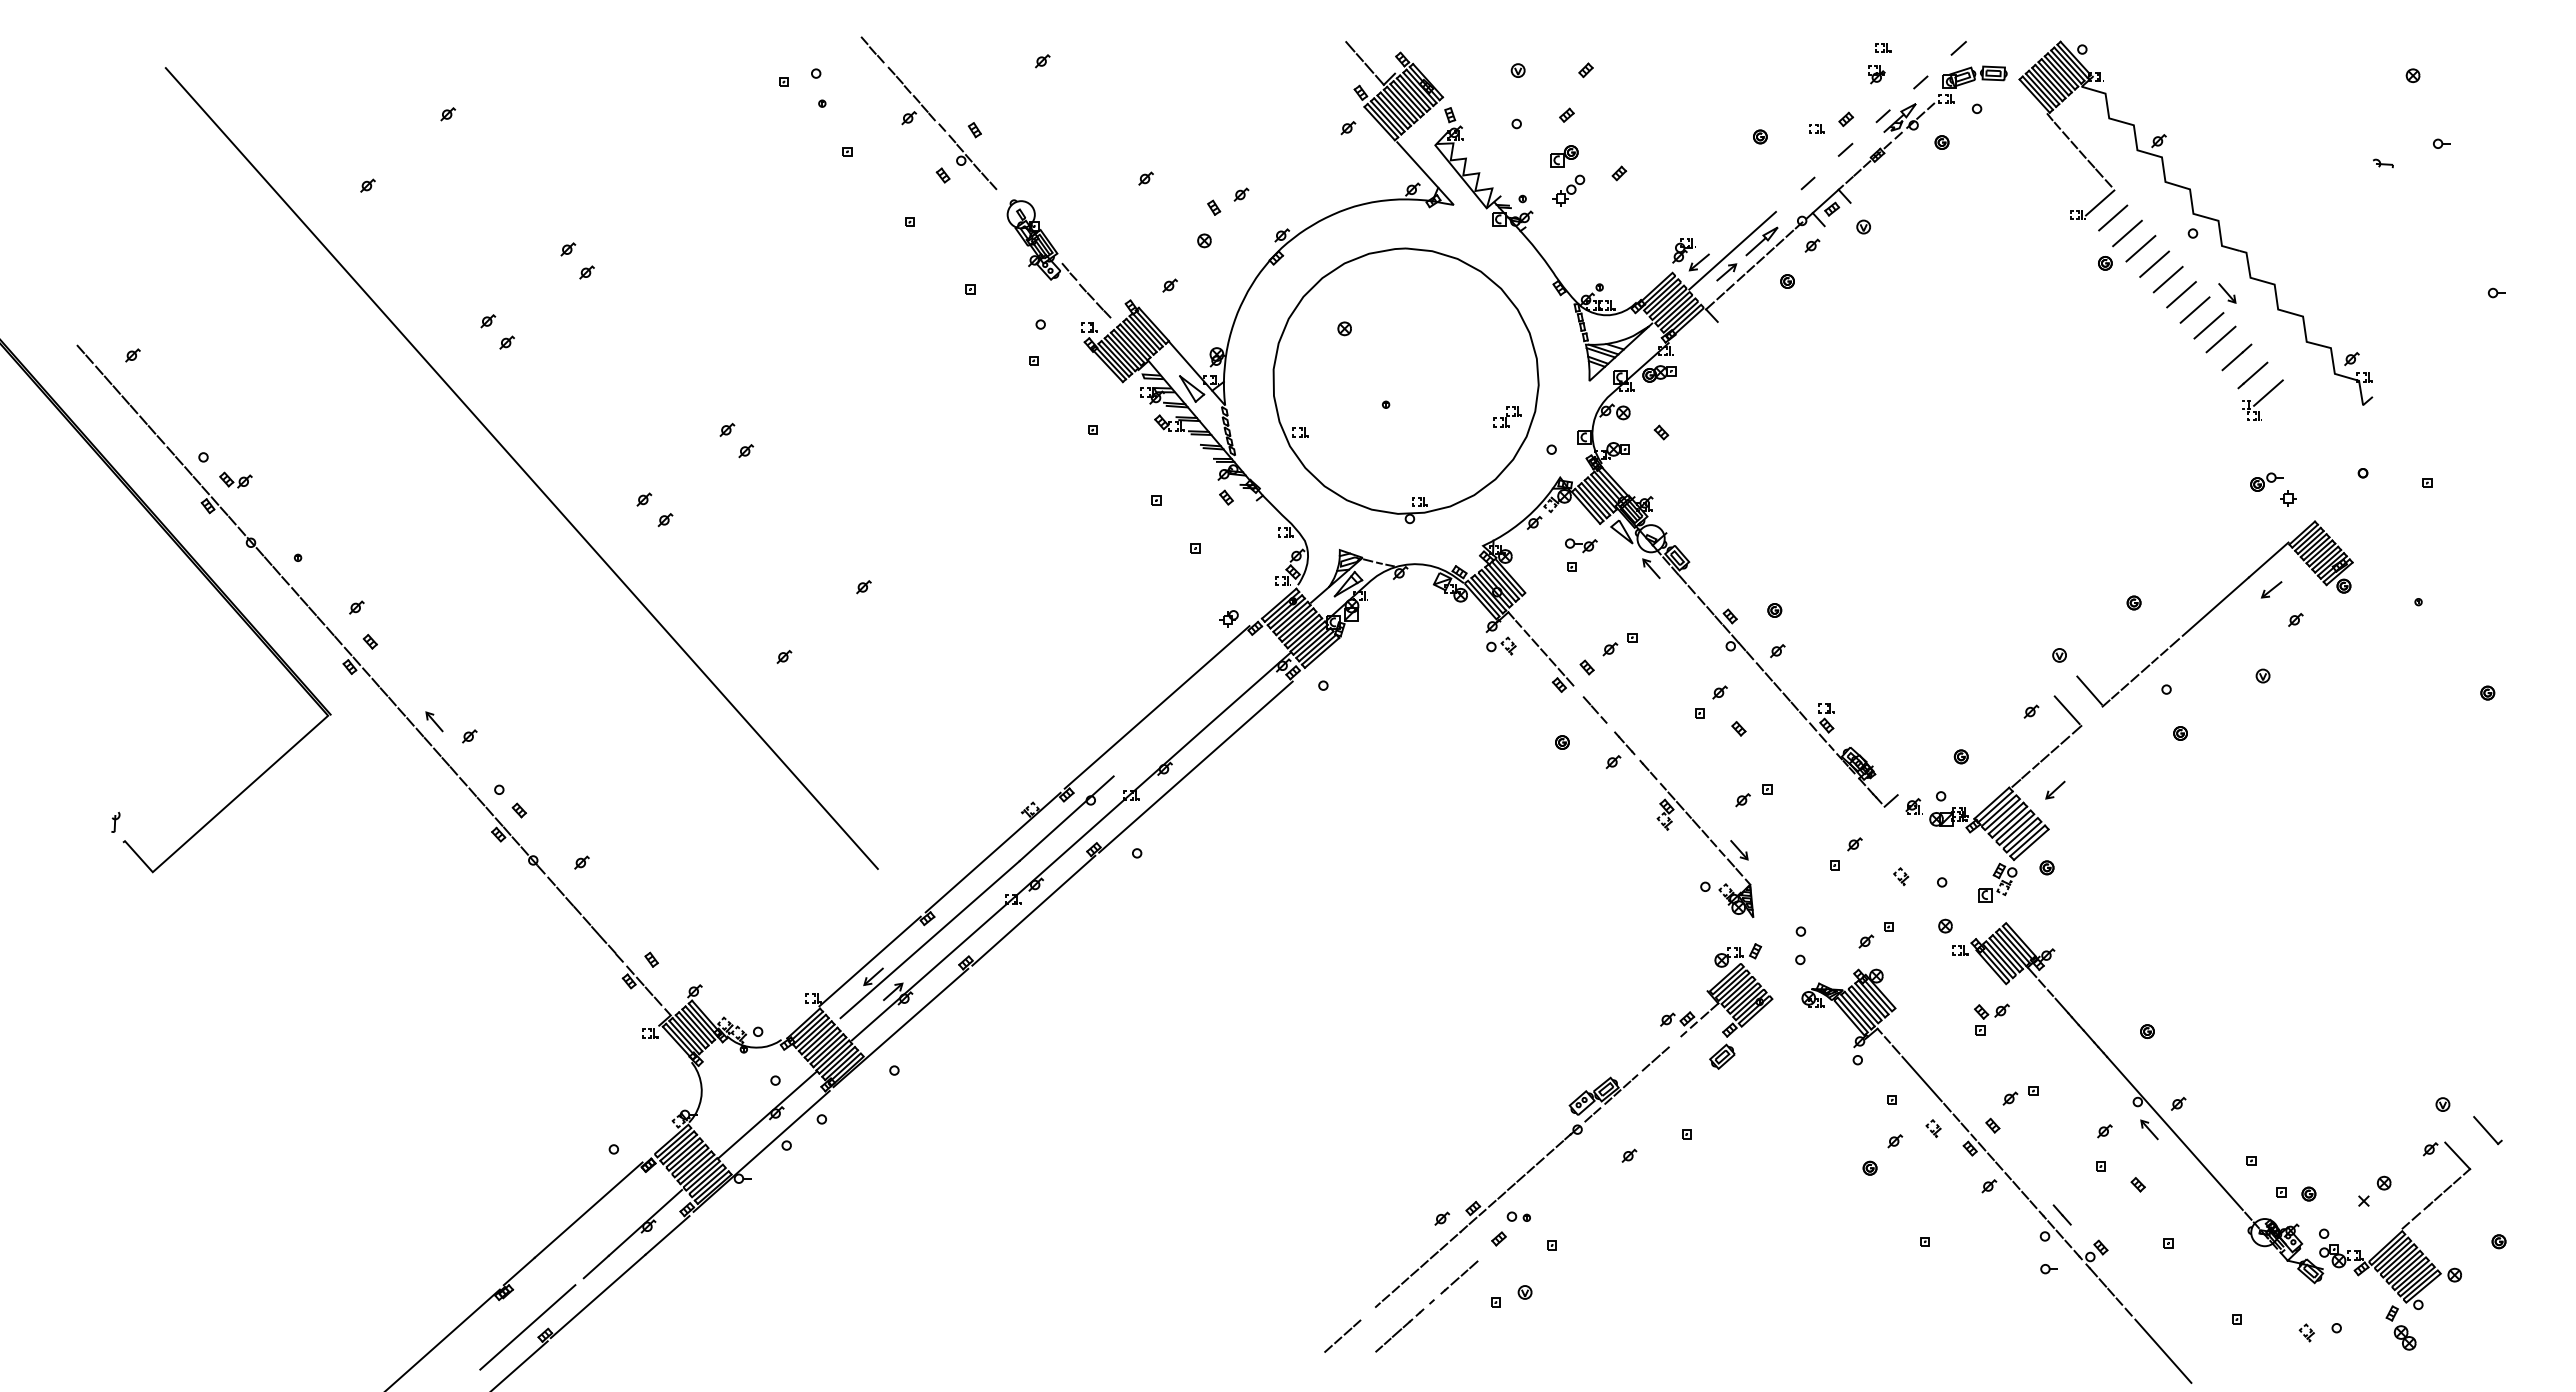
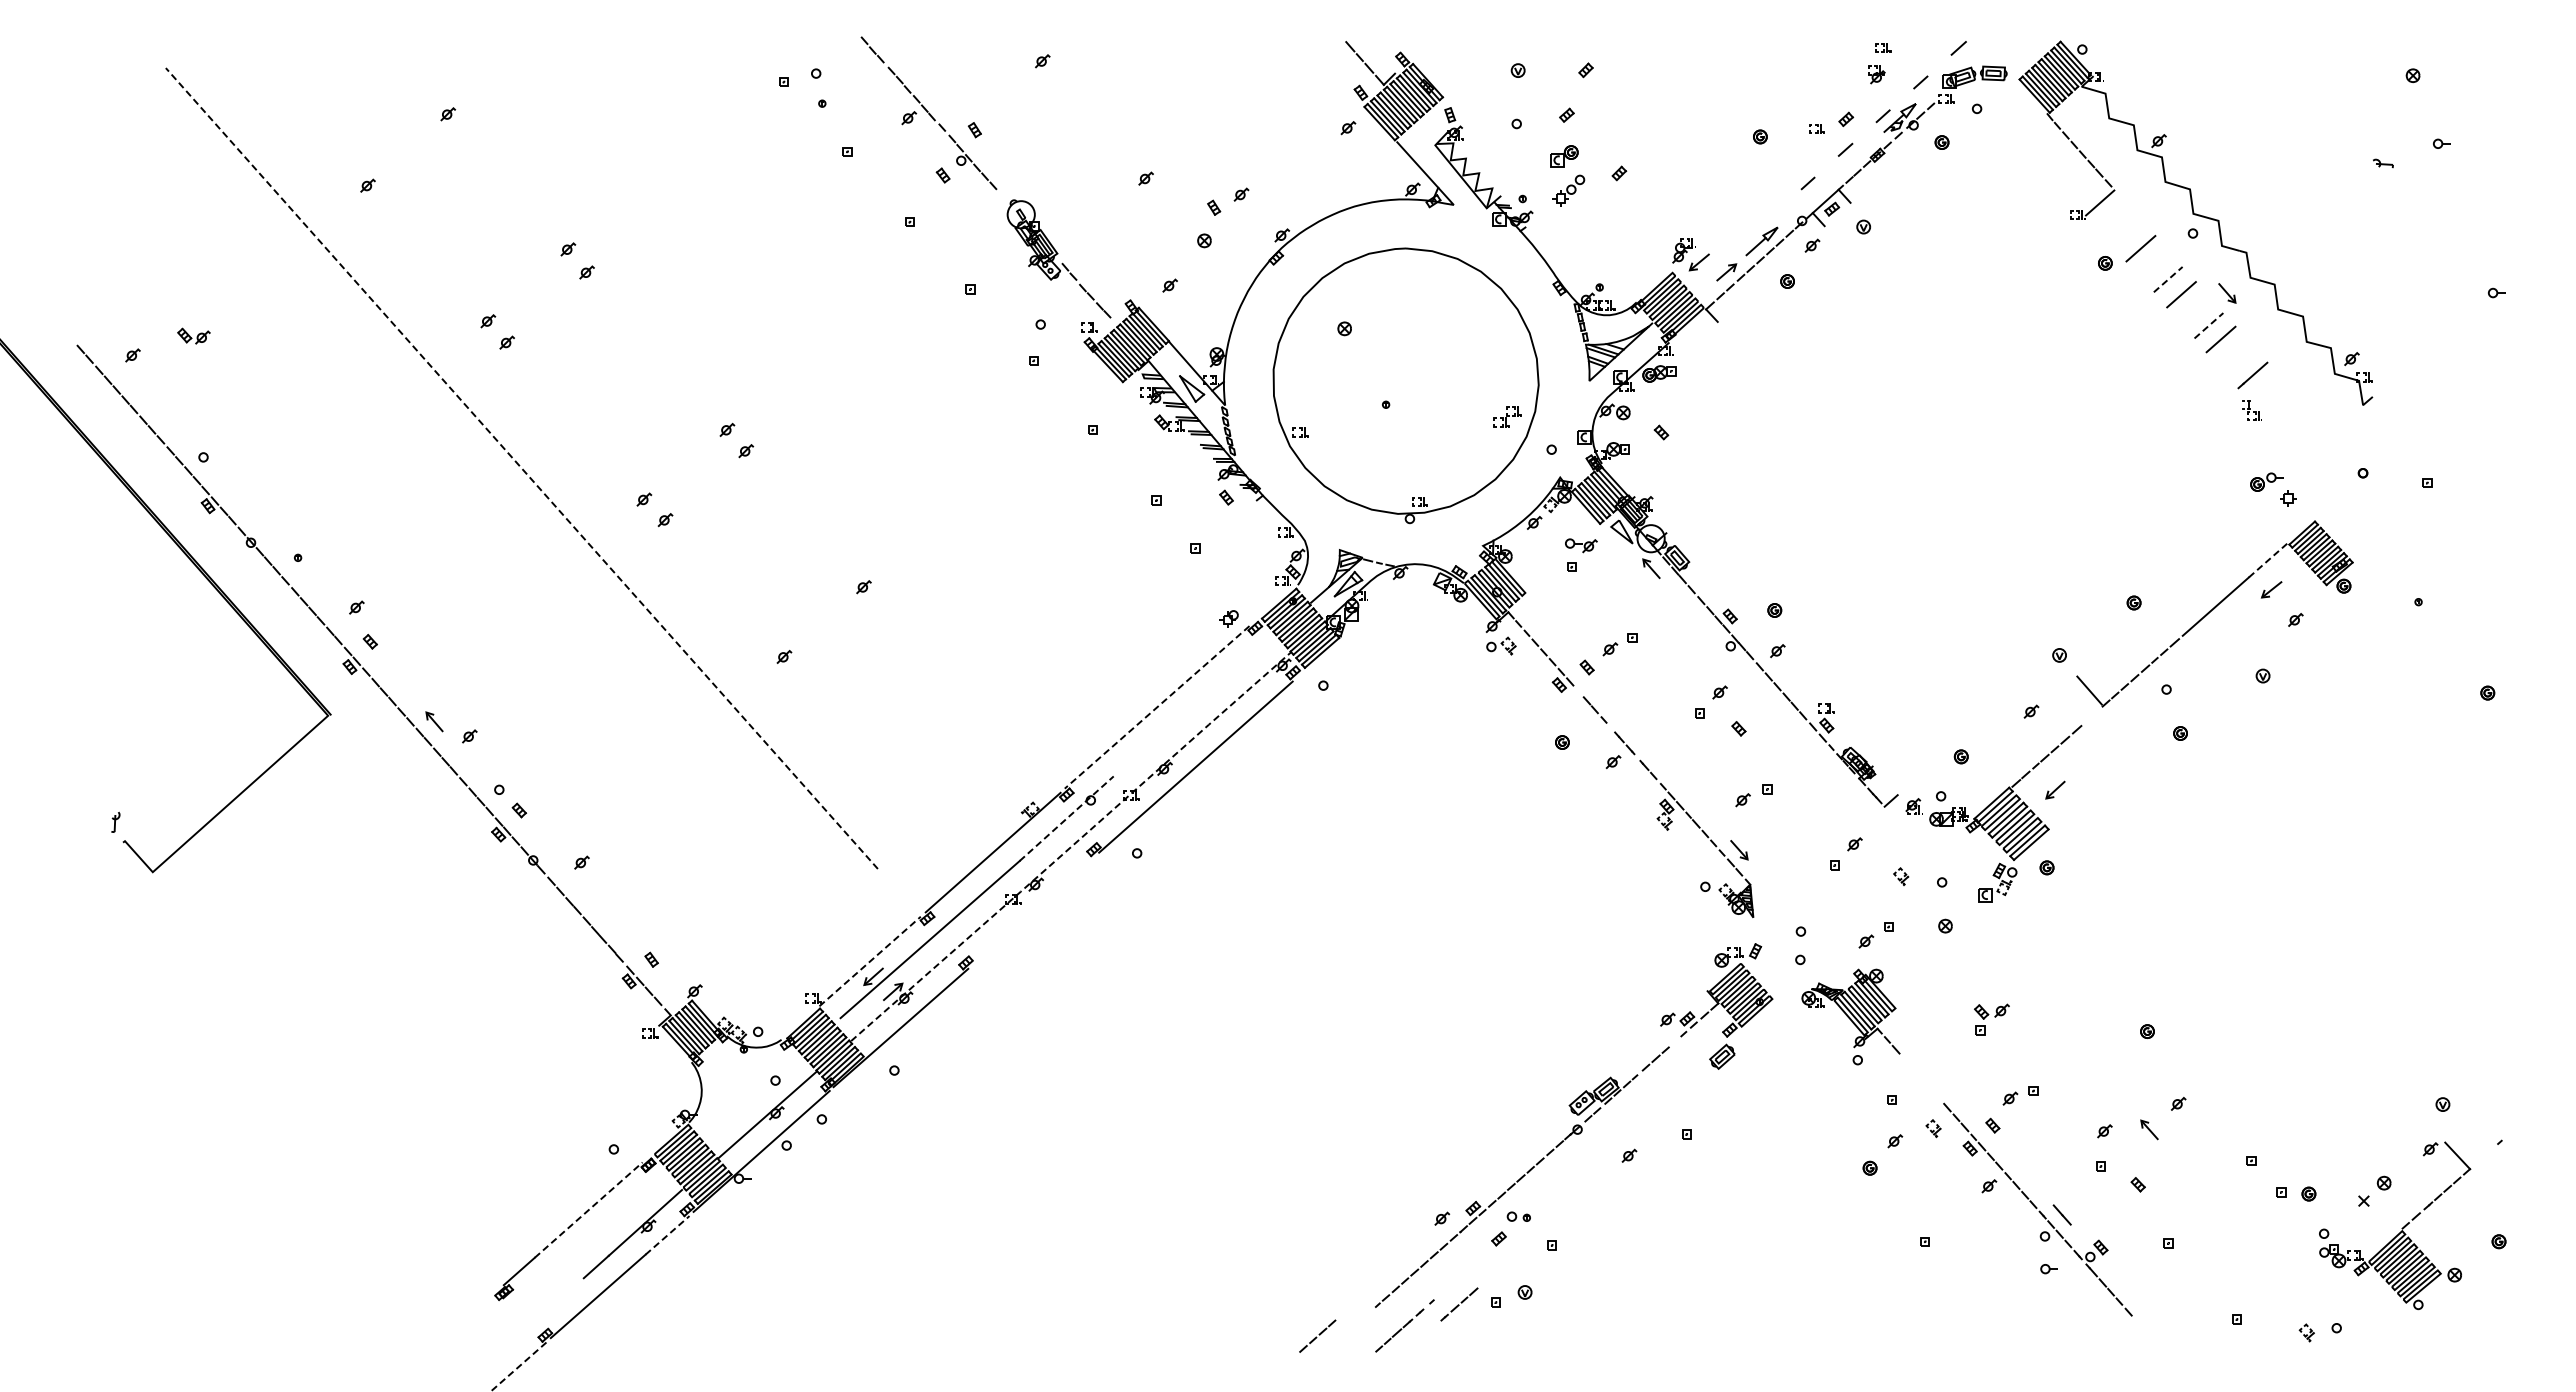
line: present -> none (2113, 217)
line: present -> none (2127, 233)
line: present -> none (1732, 250)
line: present -> none (2154, 263)
line: solid -> dashed (2168, 279)
line: present -> none (2194, 309)
line: solid -> dashed (2209, 325)
line: present -> none (2236, 357)
line: present -> none (2268, 392)
line: solid -> dashed (521, 468)
part position: (235, 479) -> (193, 335) (193, 335)
line: solid -> dashed (2269, 559)
line: solid -> dashed (1156, 707)
line: present -> none (2066, 710)
line: solid -> dashed (1067, 818)
line: solid -> dashed (1071, 846)
line: present -> none (1033, 910)
line: solid -> dashed (870, 961)
line: present -> none (1921, 1078)
part: present -> none (2138, 1103)
line: present -> none (2486, 1130)
line: solid -> dashed (588, 1210)
line: solid -> dashed (667, 1235)
line position: (1459, 1277) -> (1459, 1304) (1459, 1304)
line: present -> none (527, 1327)
part: present -> none (2400, 1327)
line position: (1343, 1334) -> (1318, 1334) (1318, 1334)
line: present -> none (443, 1338)
line: present -> none (2163, 1350)
line: solid -> dashed (519, 1366)
